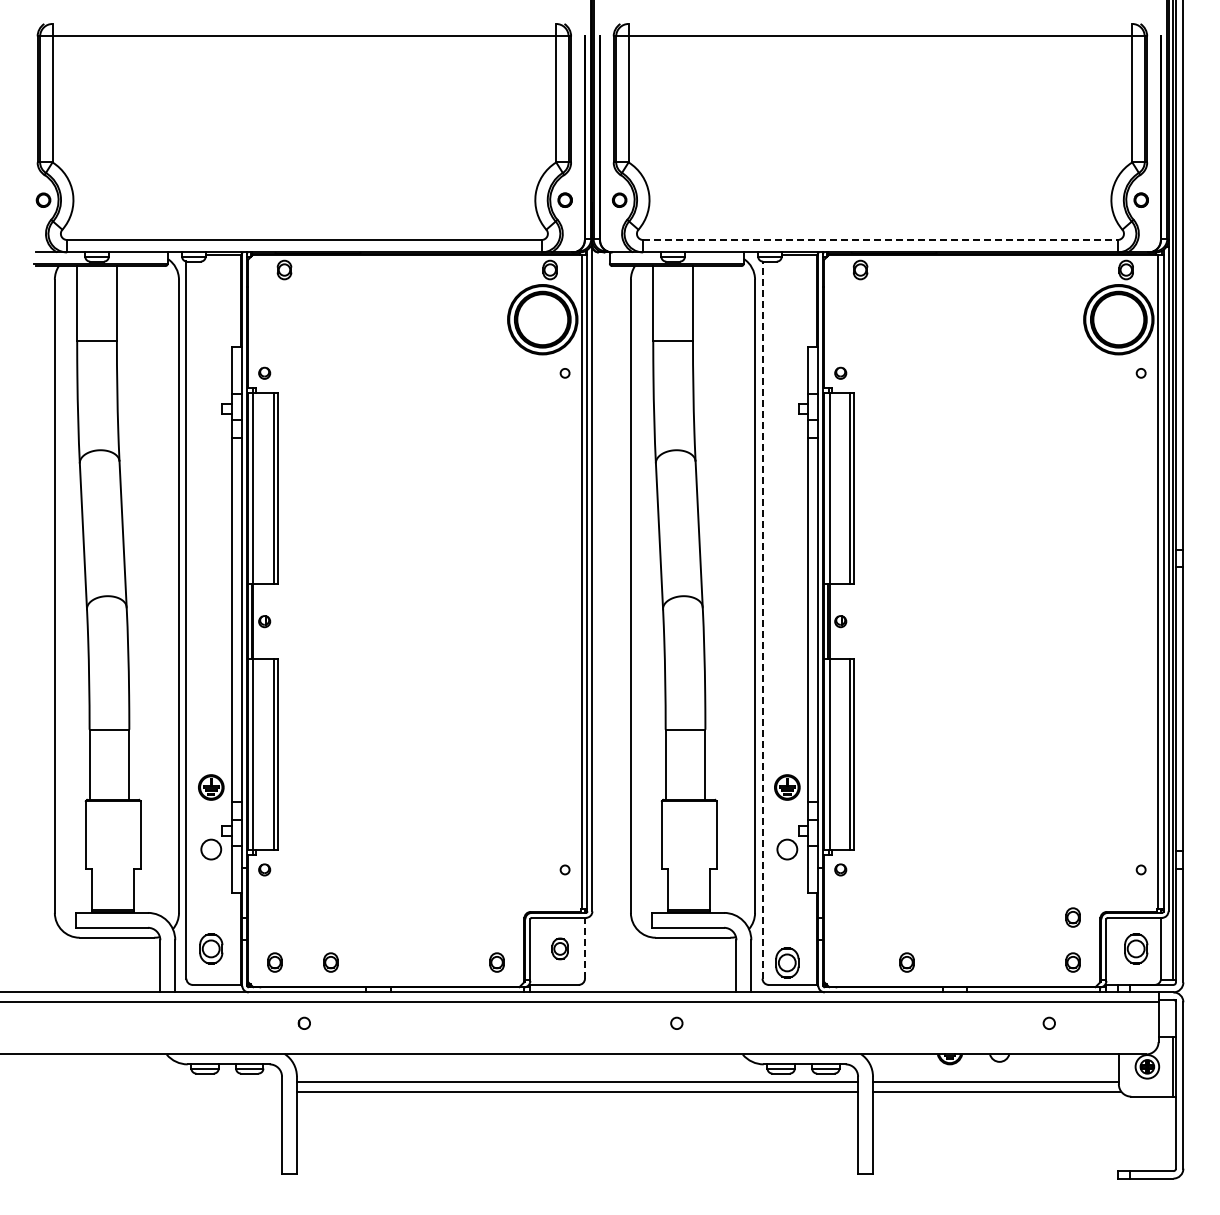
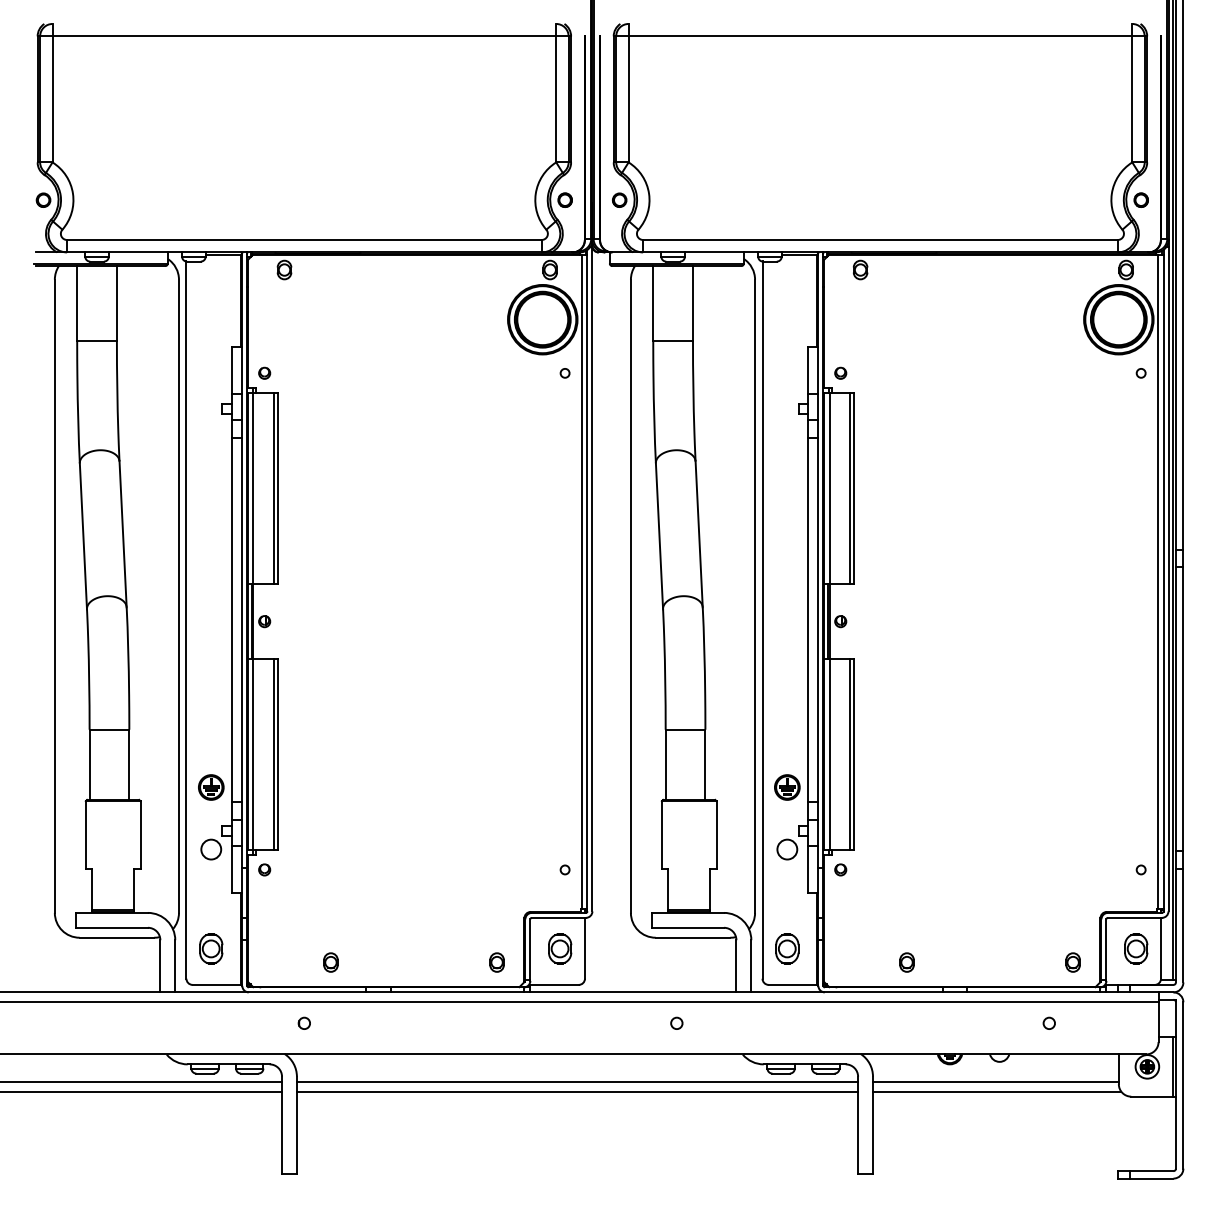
line: dashed -> solid (880, 240)
line: dashed -> solid (762, 620)
part: present -> none (1072, 917)
line: dashed -> solid (584, 947)
part size: 18x24 px -> 25x32 px (560, 948)
part: present -> none (274, 962)
part position: (787, 962) -> (787, 948) (787, 948)
line: none -> present (142, 1081)
line: none -> present (142, 1091)
